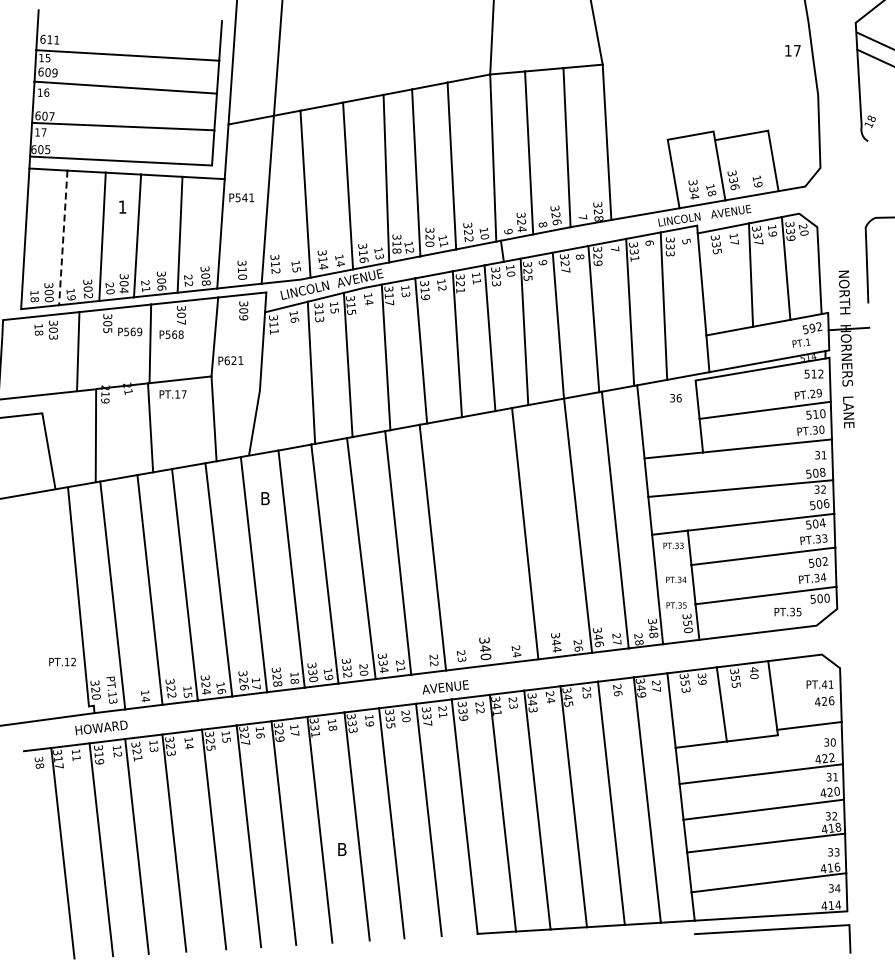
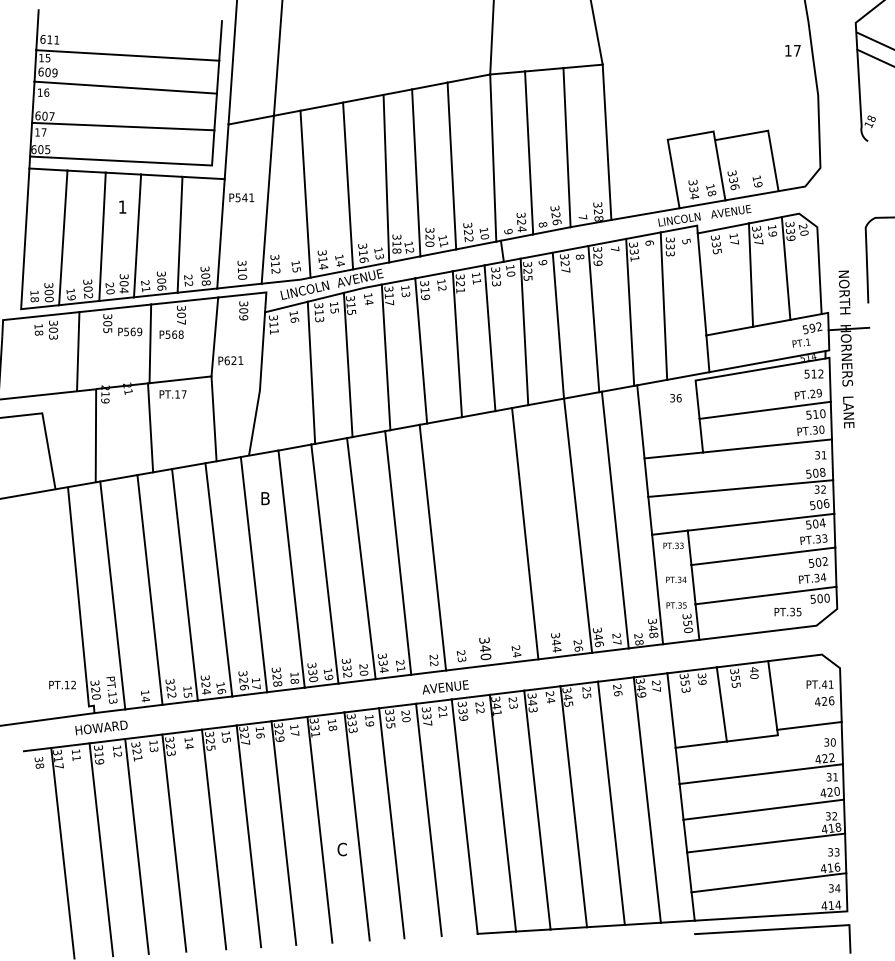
line: dashed -> solid (63, 238)
text position: (62, 661) -> (62, 684) (62, 684)
text: B -> C (341, 849)
